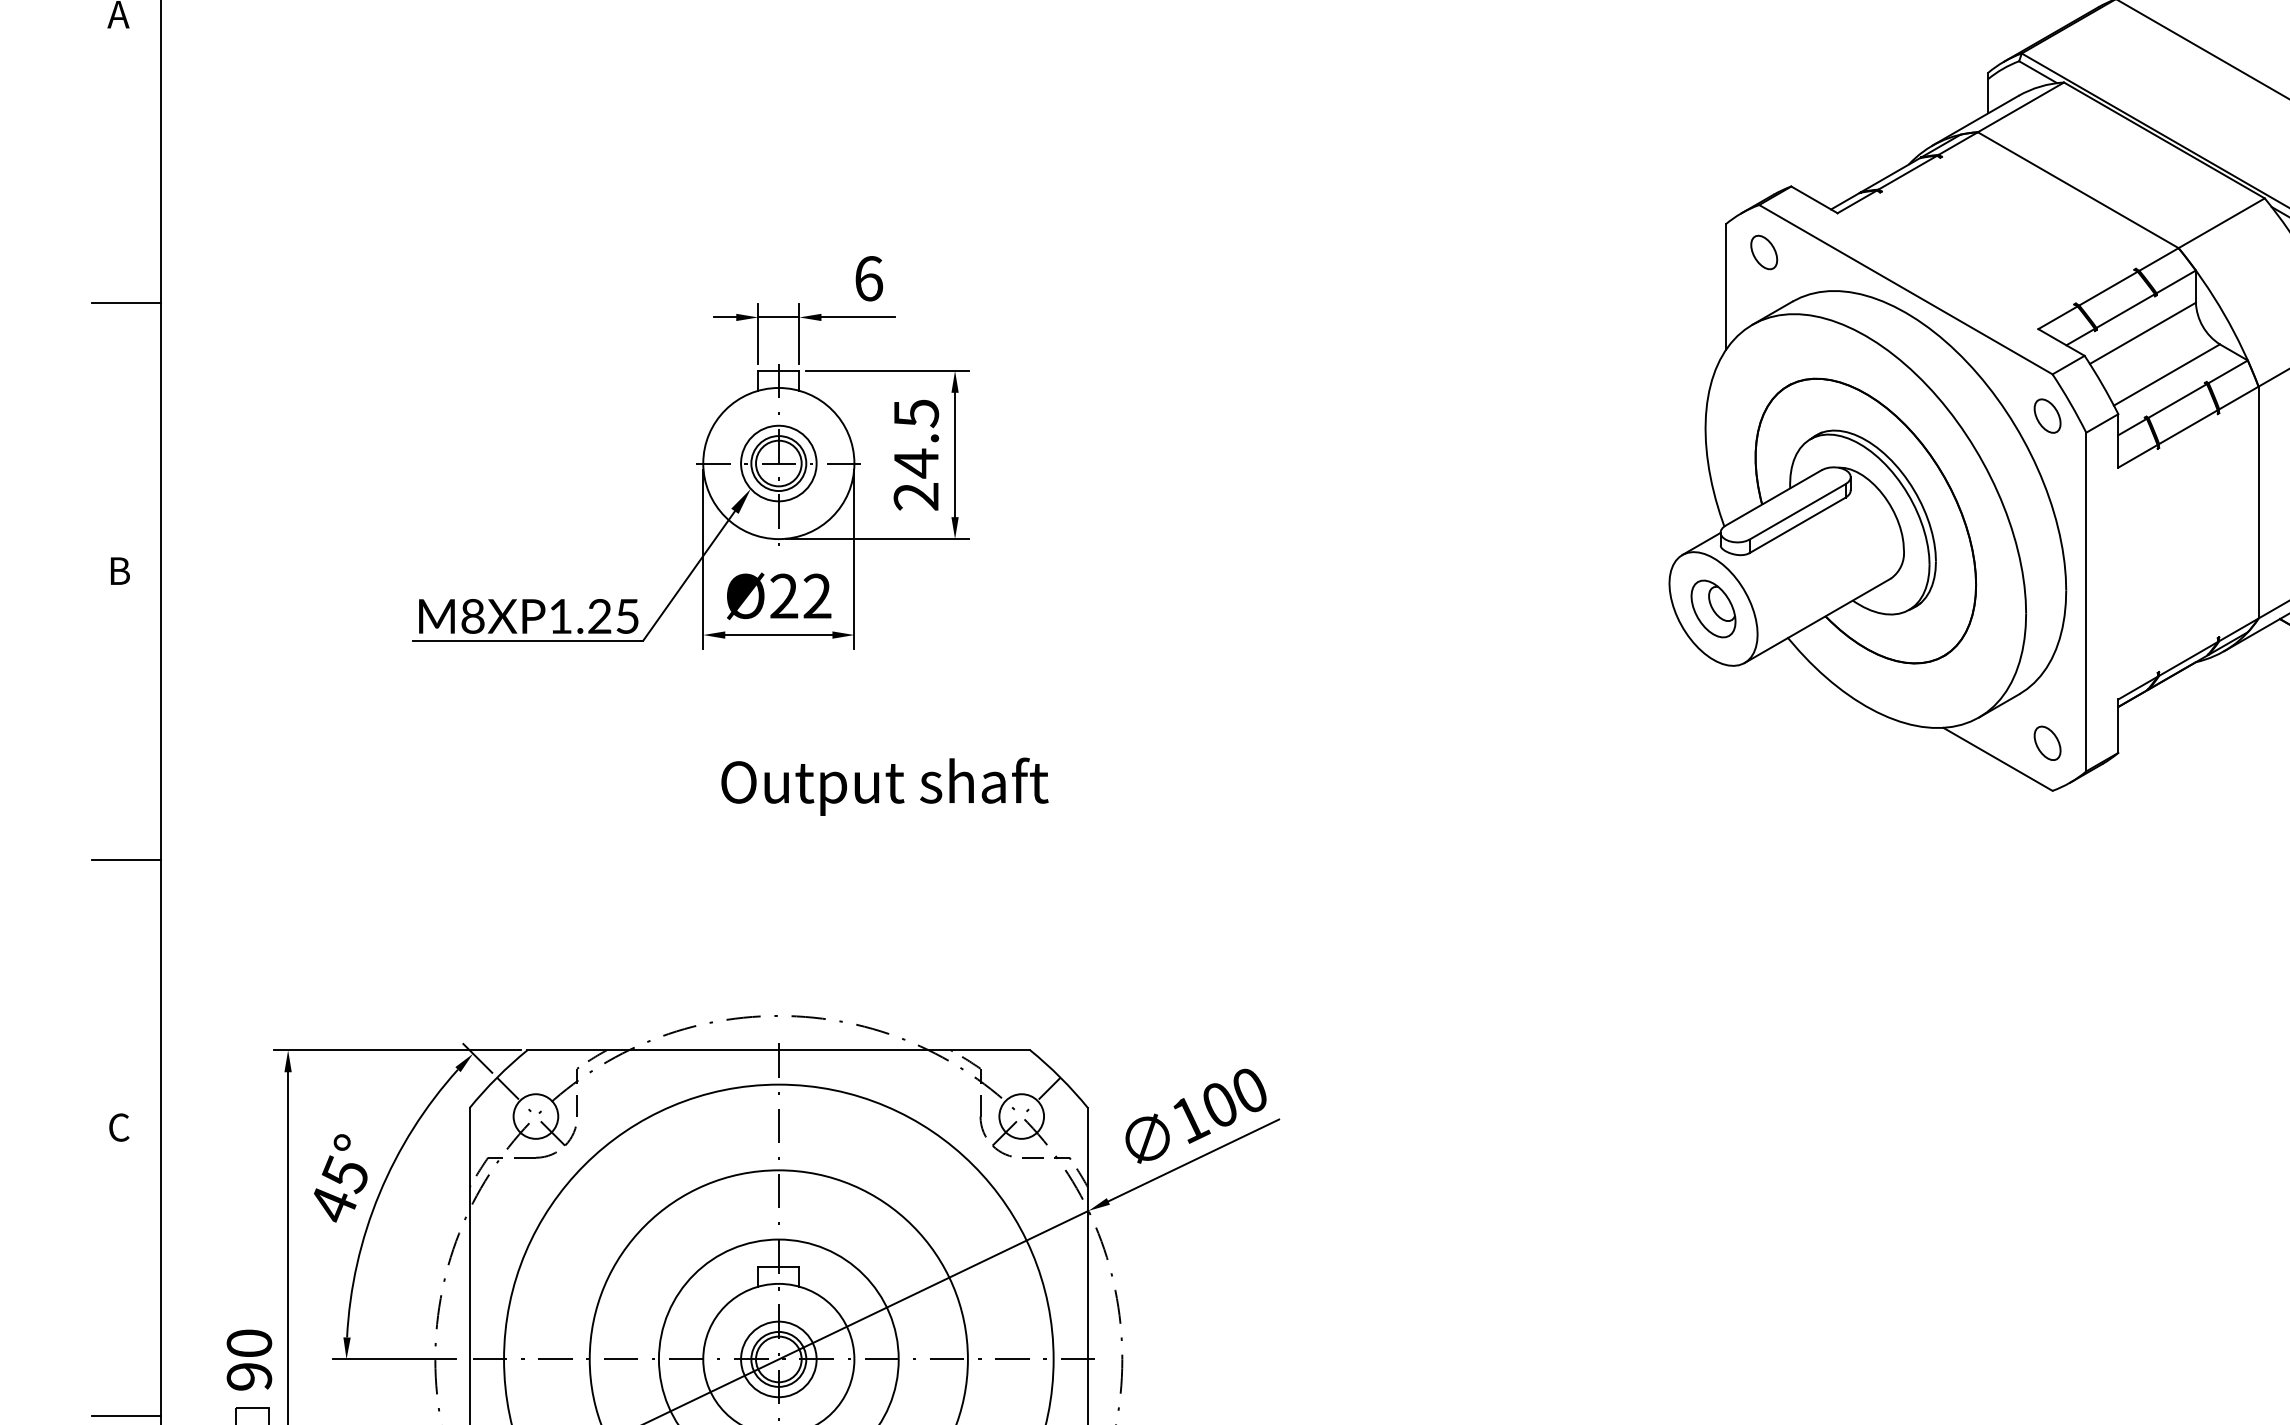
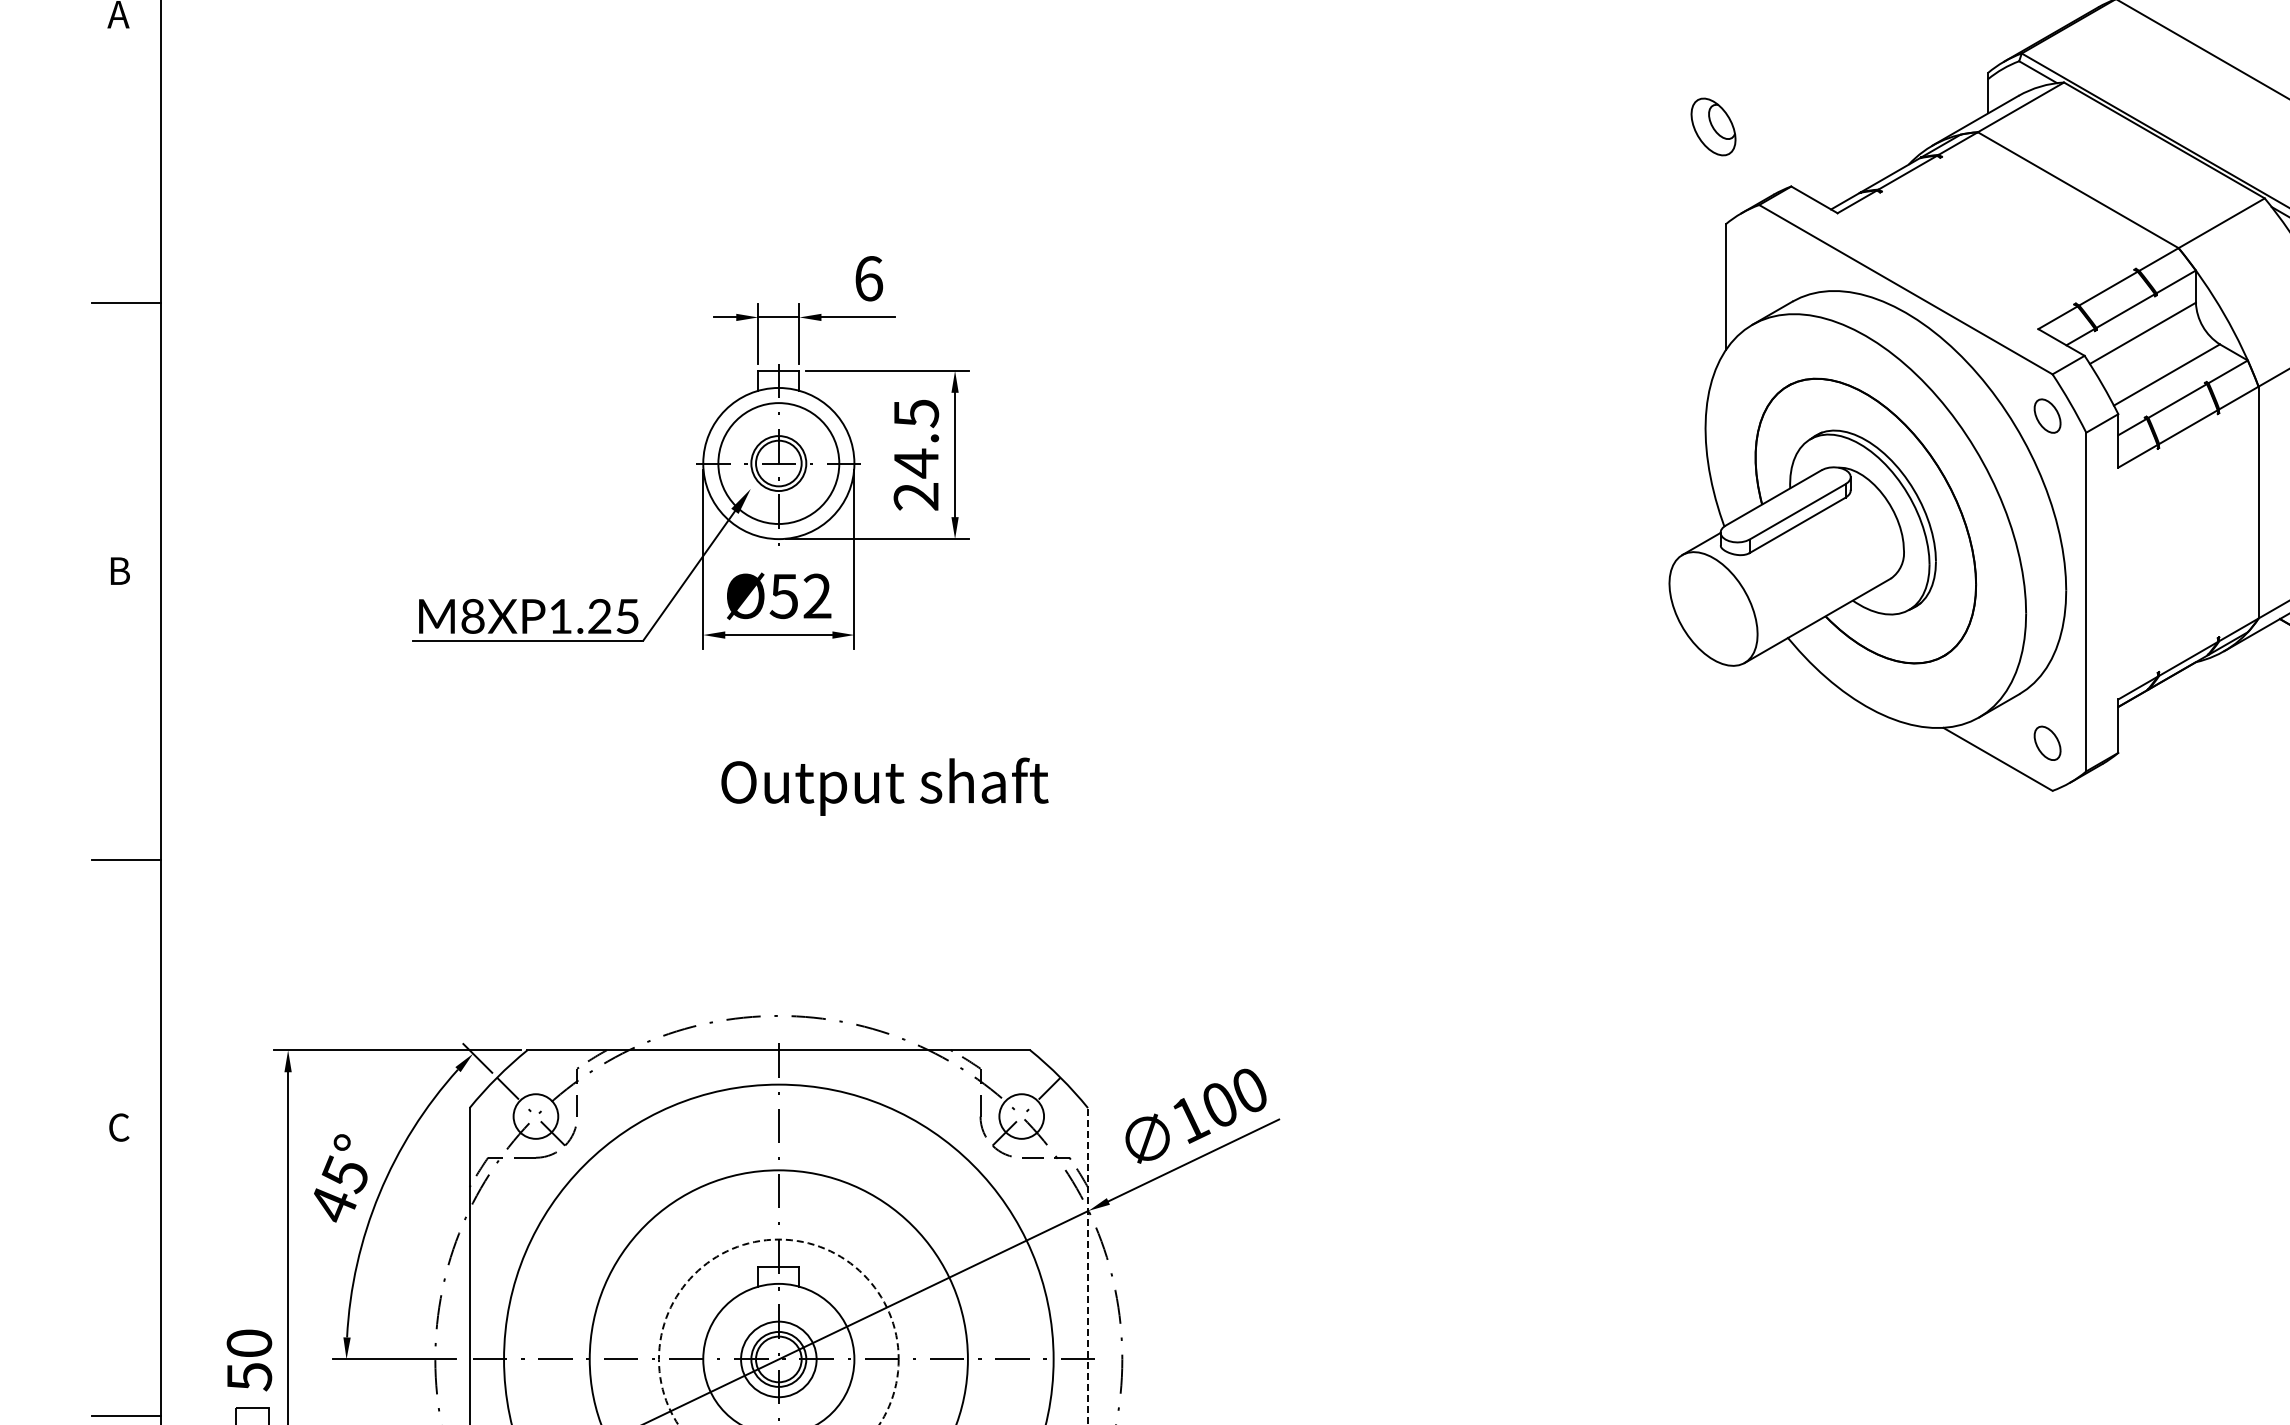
part: present -> none (1764, 252)
circle diameter: 76 px -> 121 px (778, 463)
text: Ø22 -> Ø52 (783, 596)
part position: (1713, 608) -> (1713, 126) (1713, 126)
line: solid -> dashed (1087, 1265)
circle: solid -> dashed (778, 1331)
text: 90 -> 50 (249, 1377)
